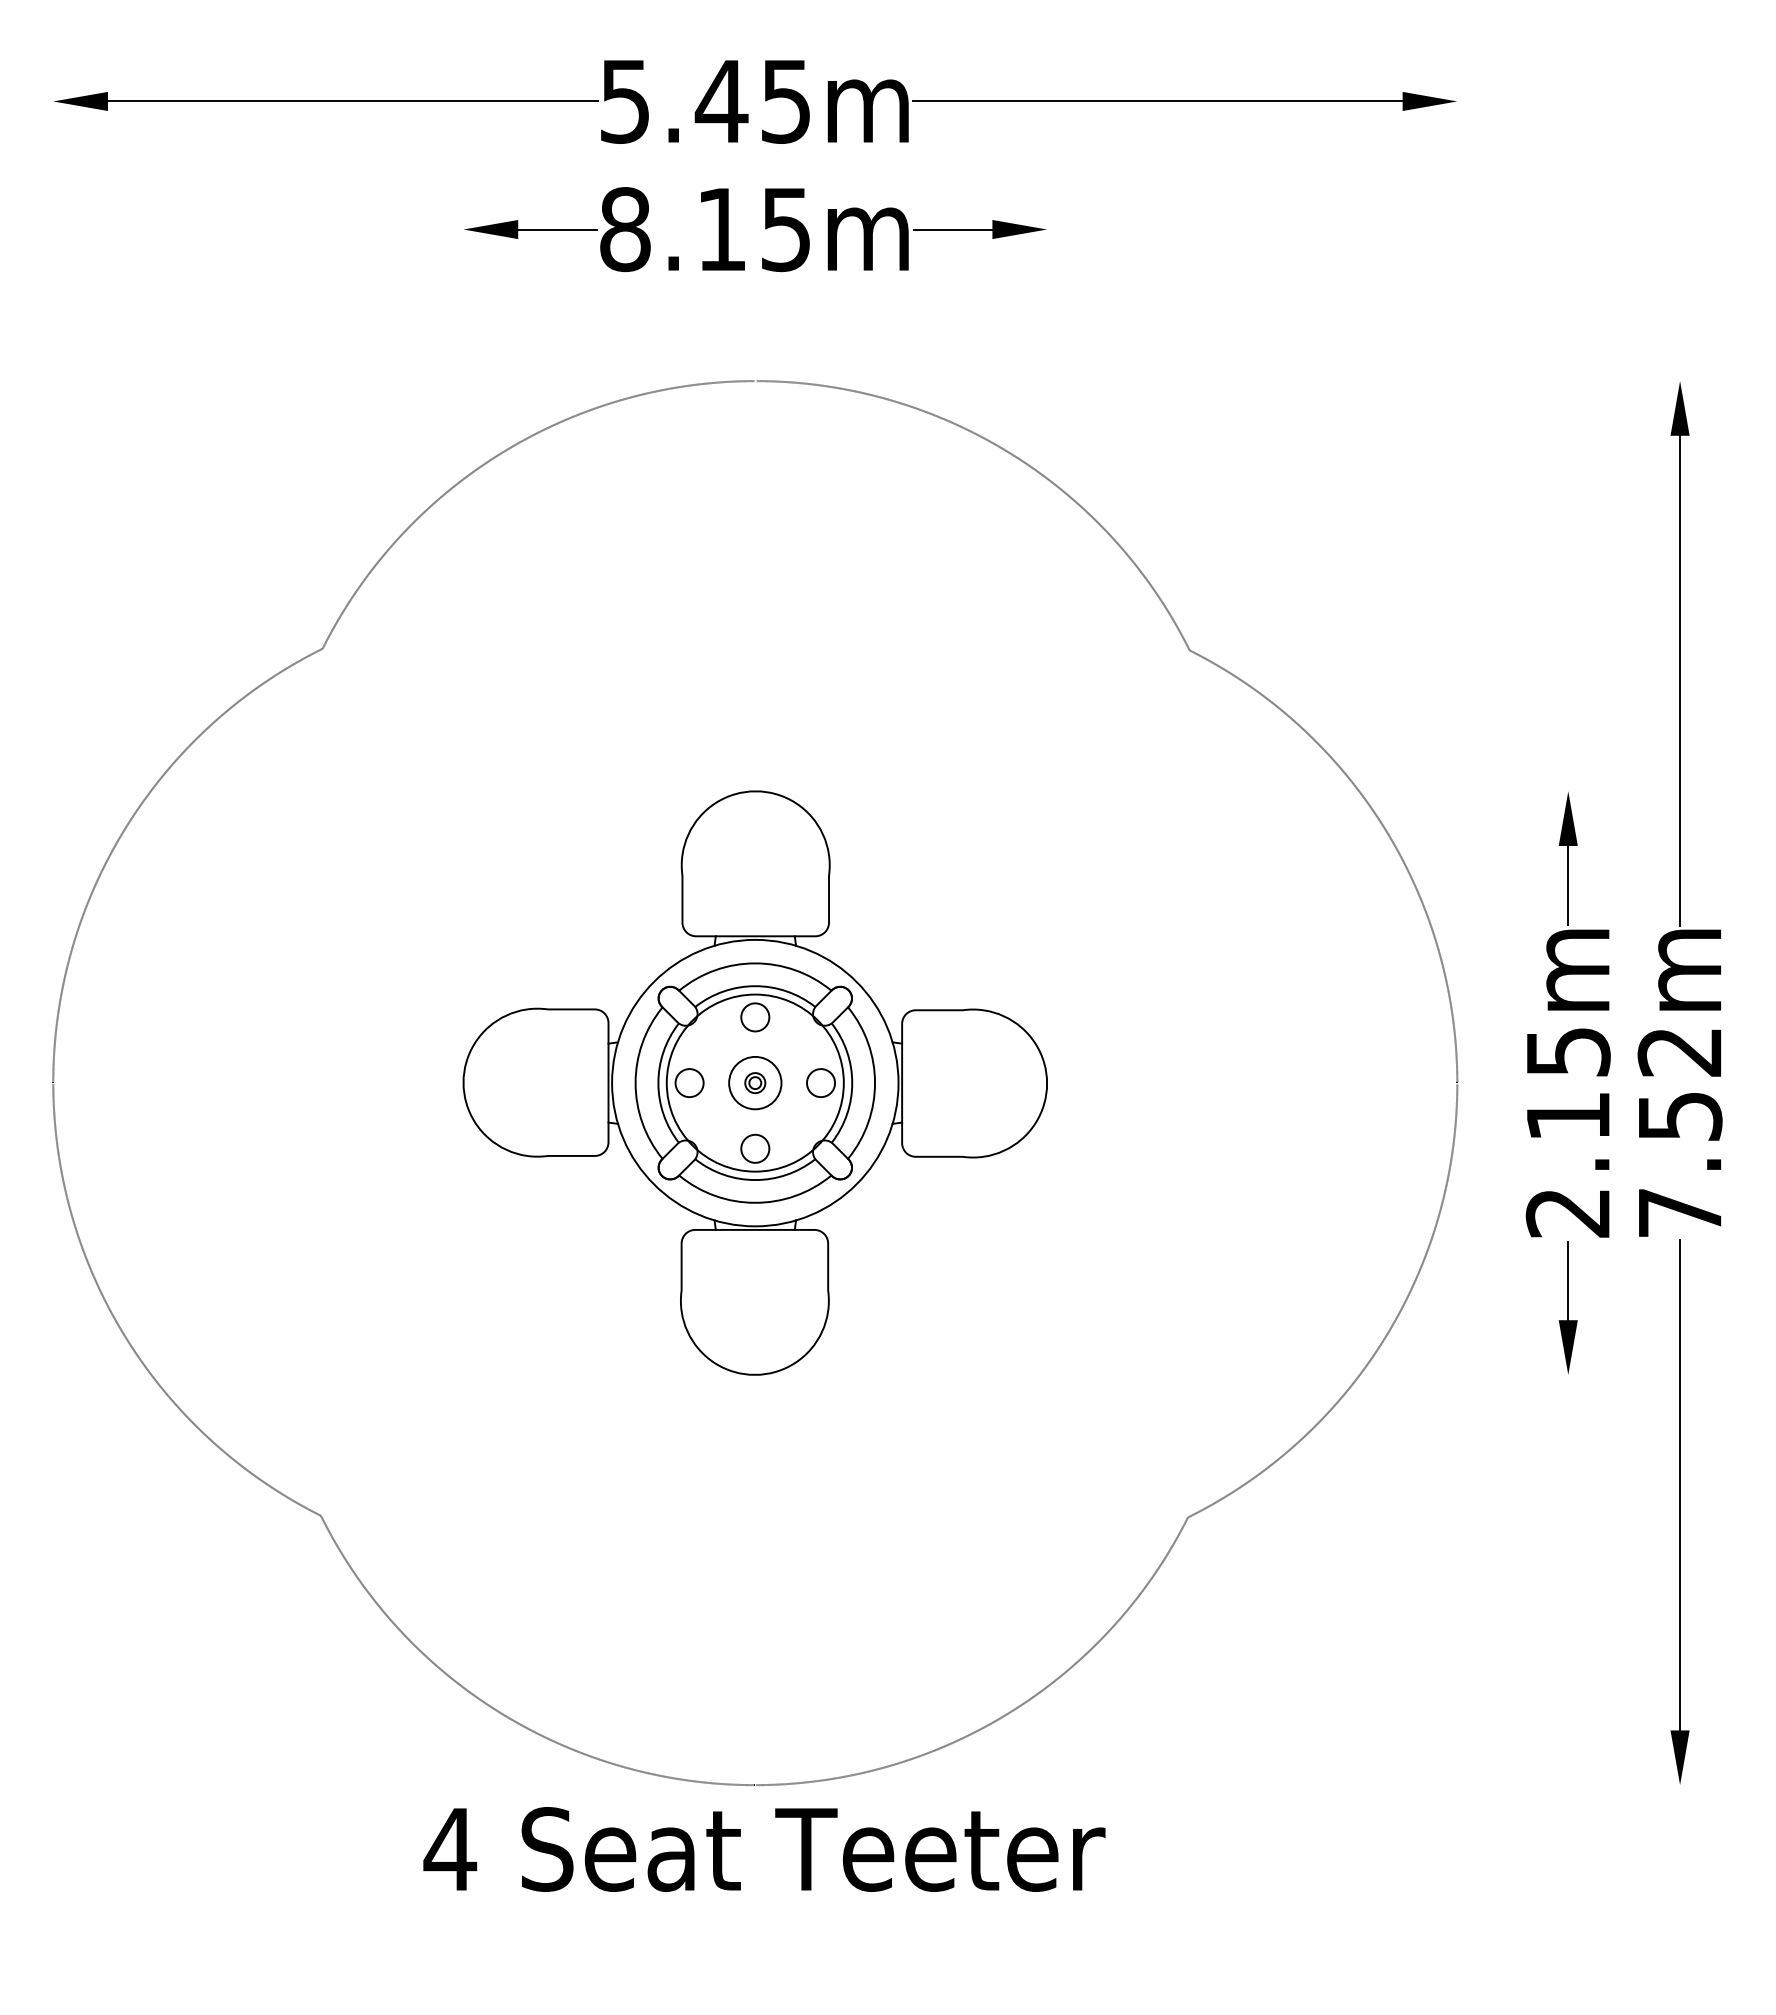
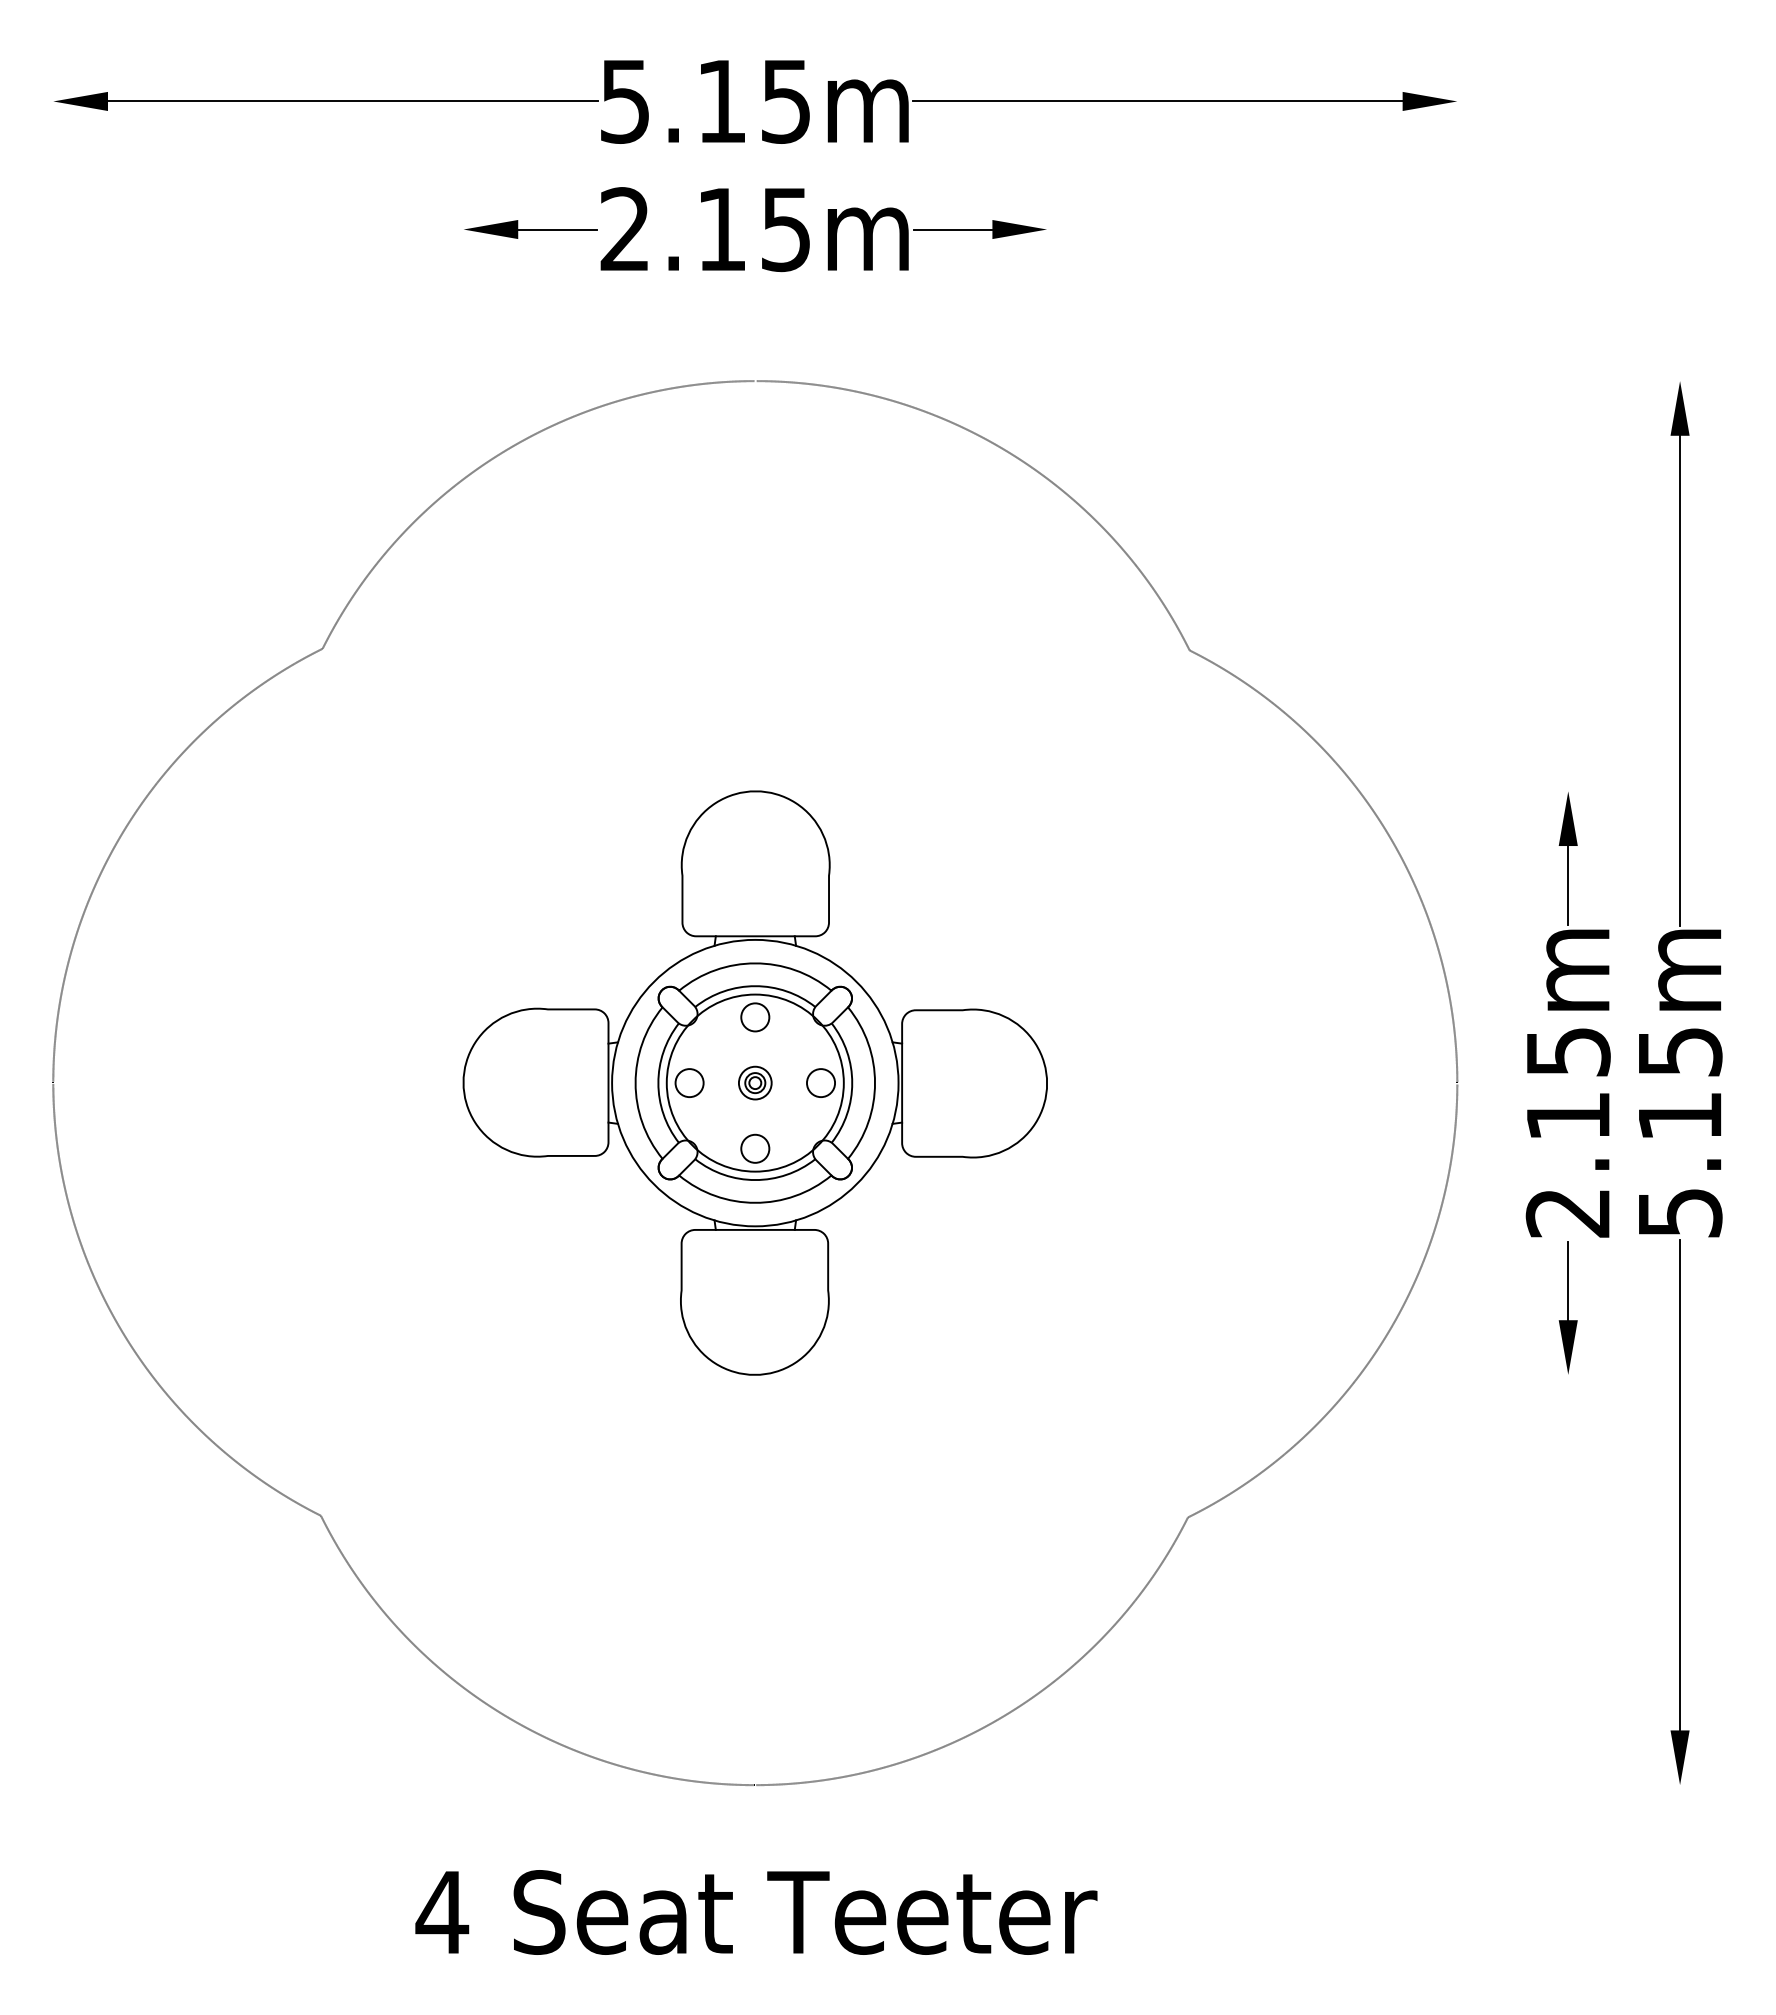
text: 5.45m -> 5.15m (721, 101)
text: 8.15m -> 2.15m (625, 229)
circle diameter: 52 px -> 33 px (754, 1082)
text: 7.52m -> 5.15m (1679, 1132)
text position: (764, 1849) -> (756, 1912) (756, 1912)
